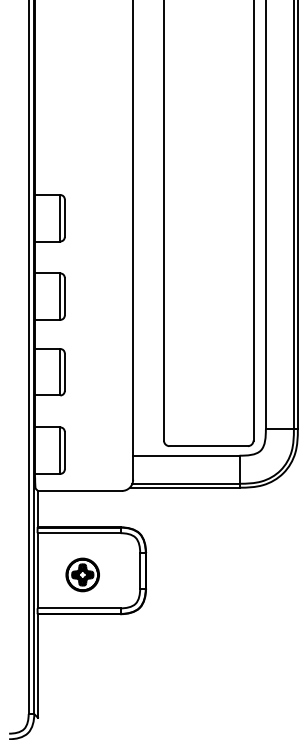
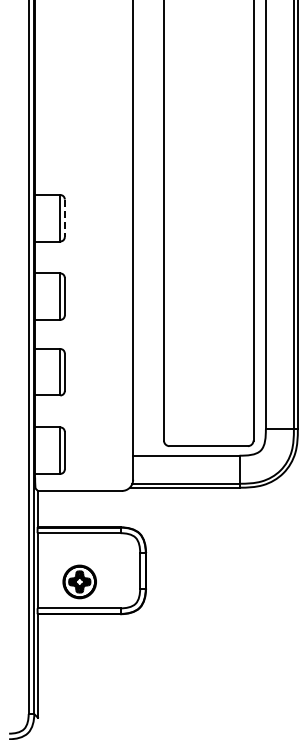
line: solid -> dashed (64, 218)
part position: (82, 574) -> (79, 581) (79, 581)
